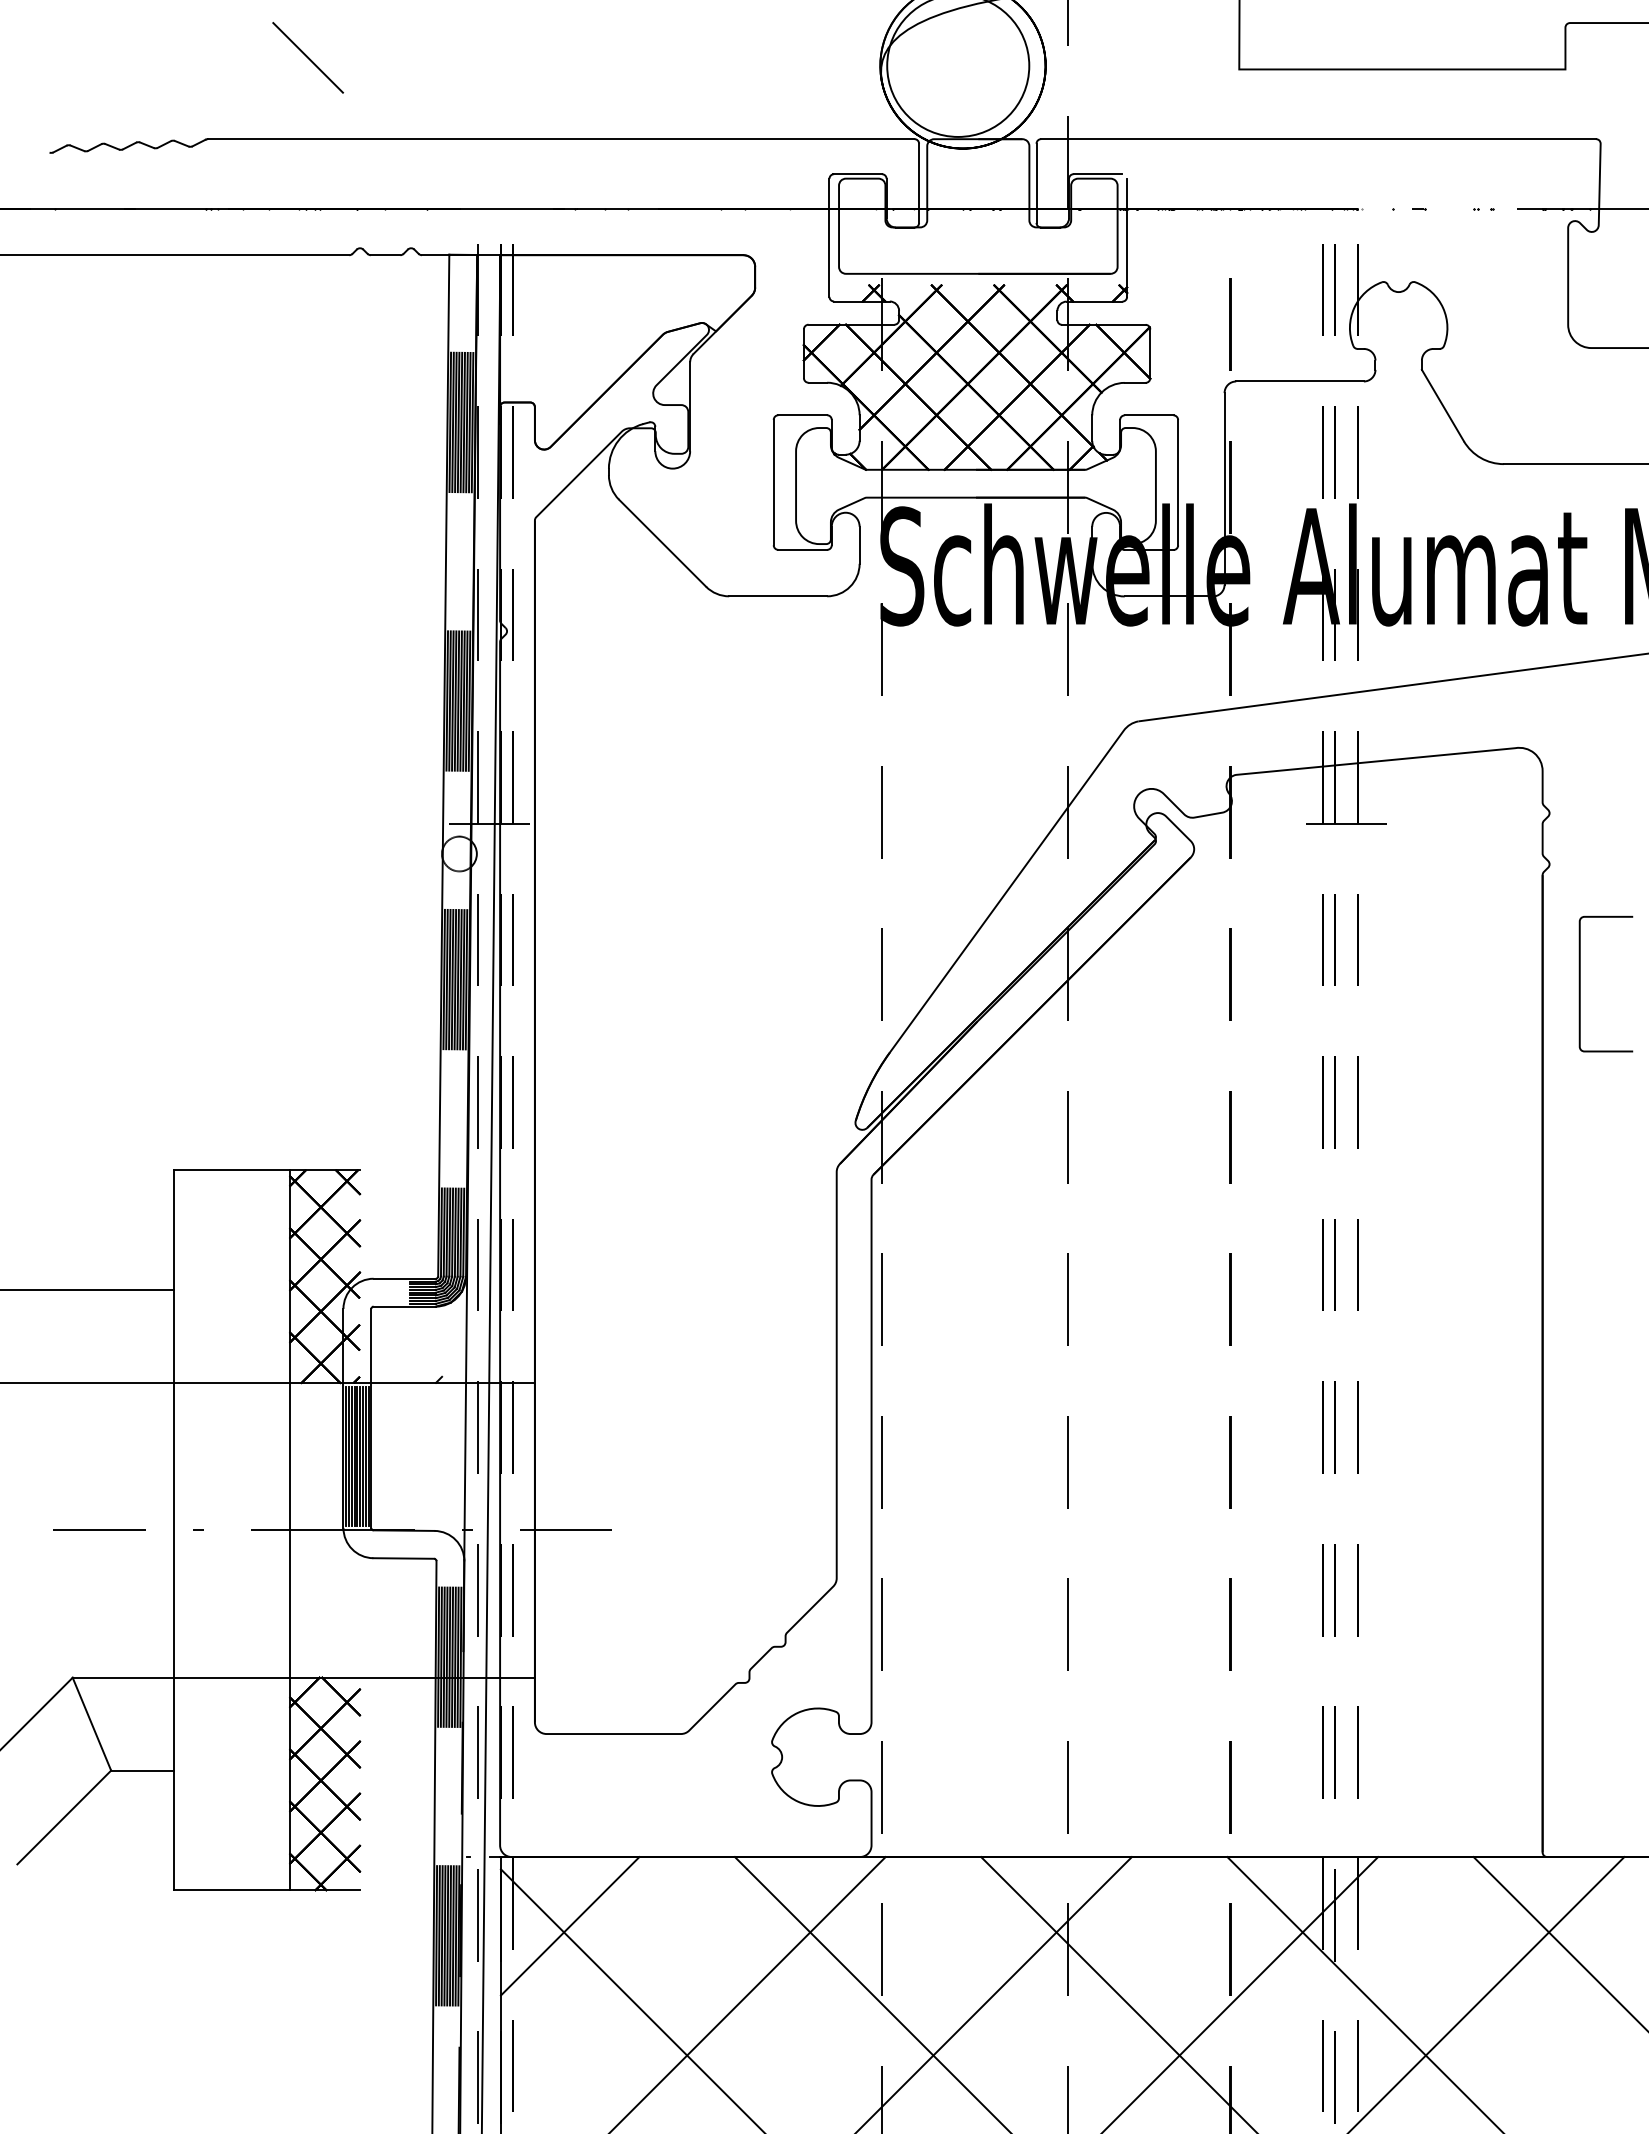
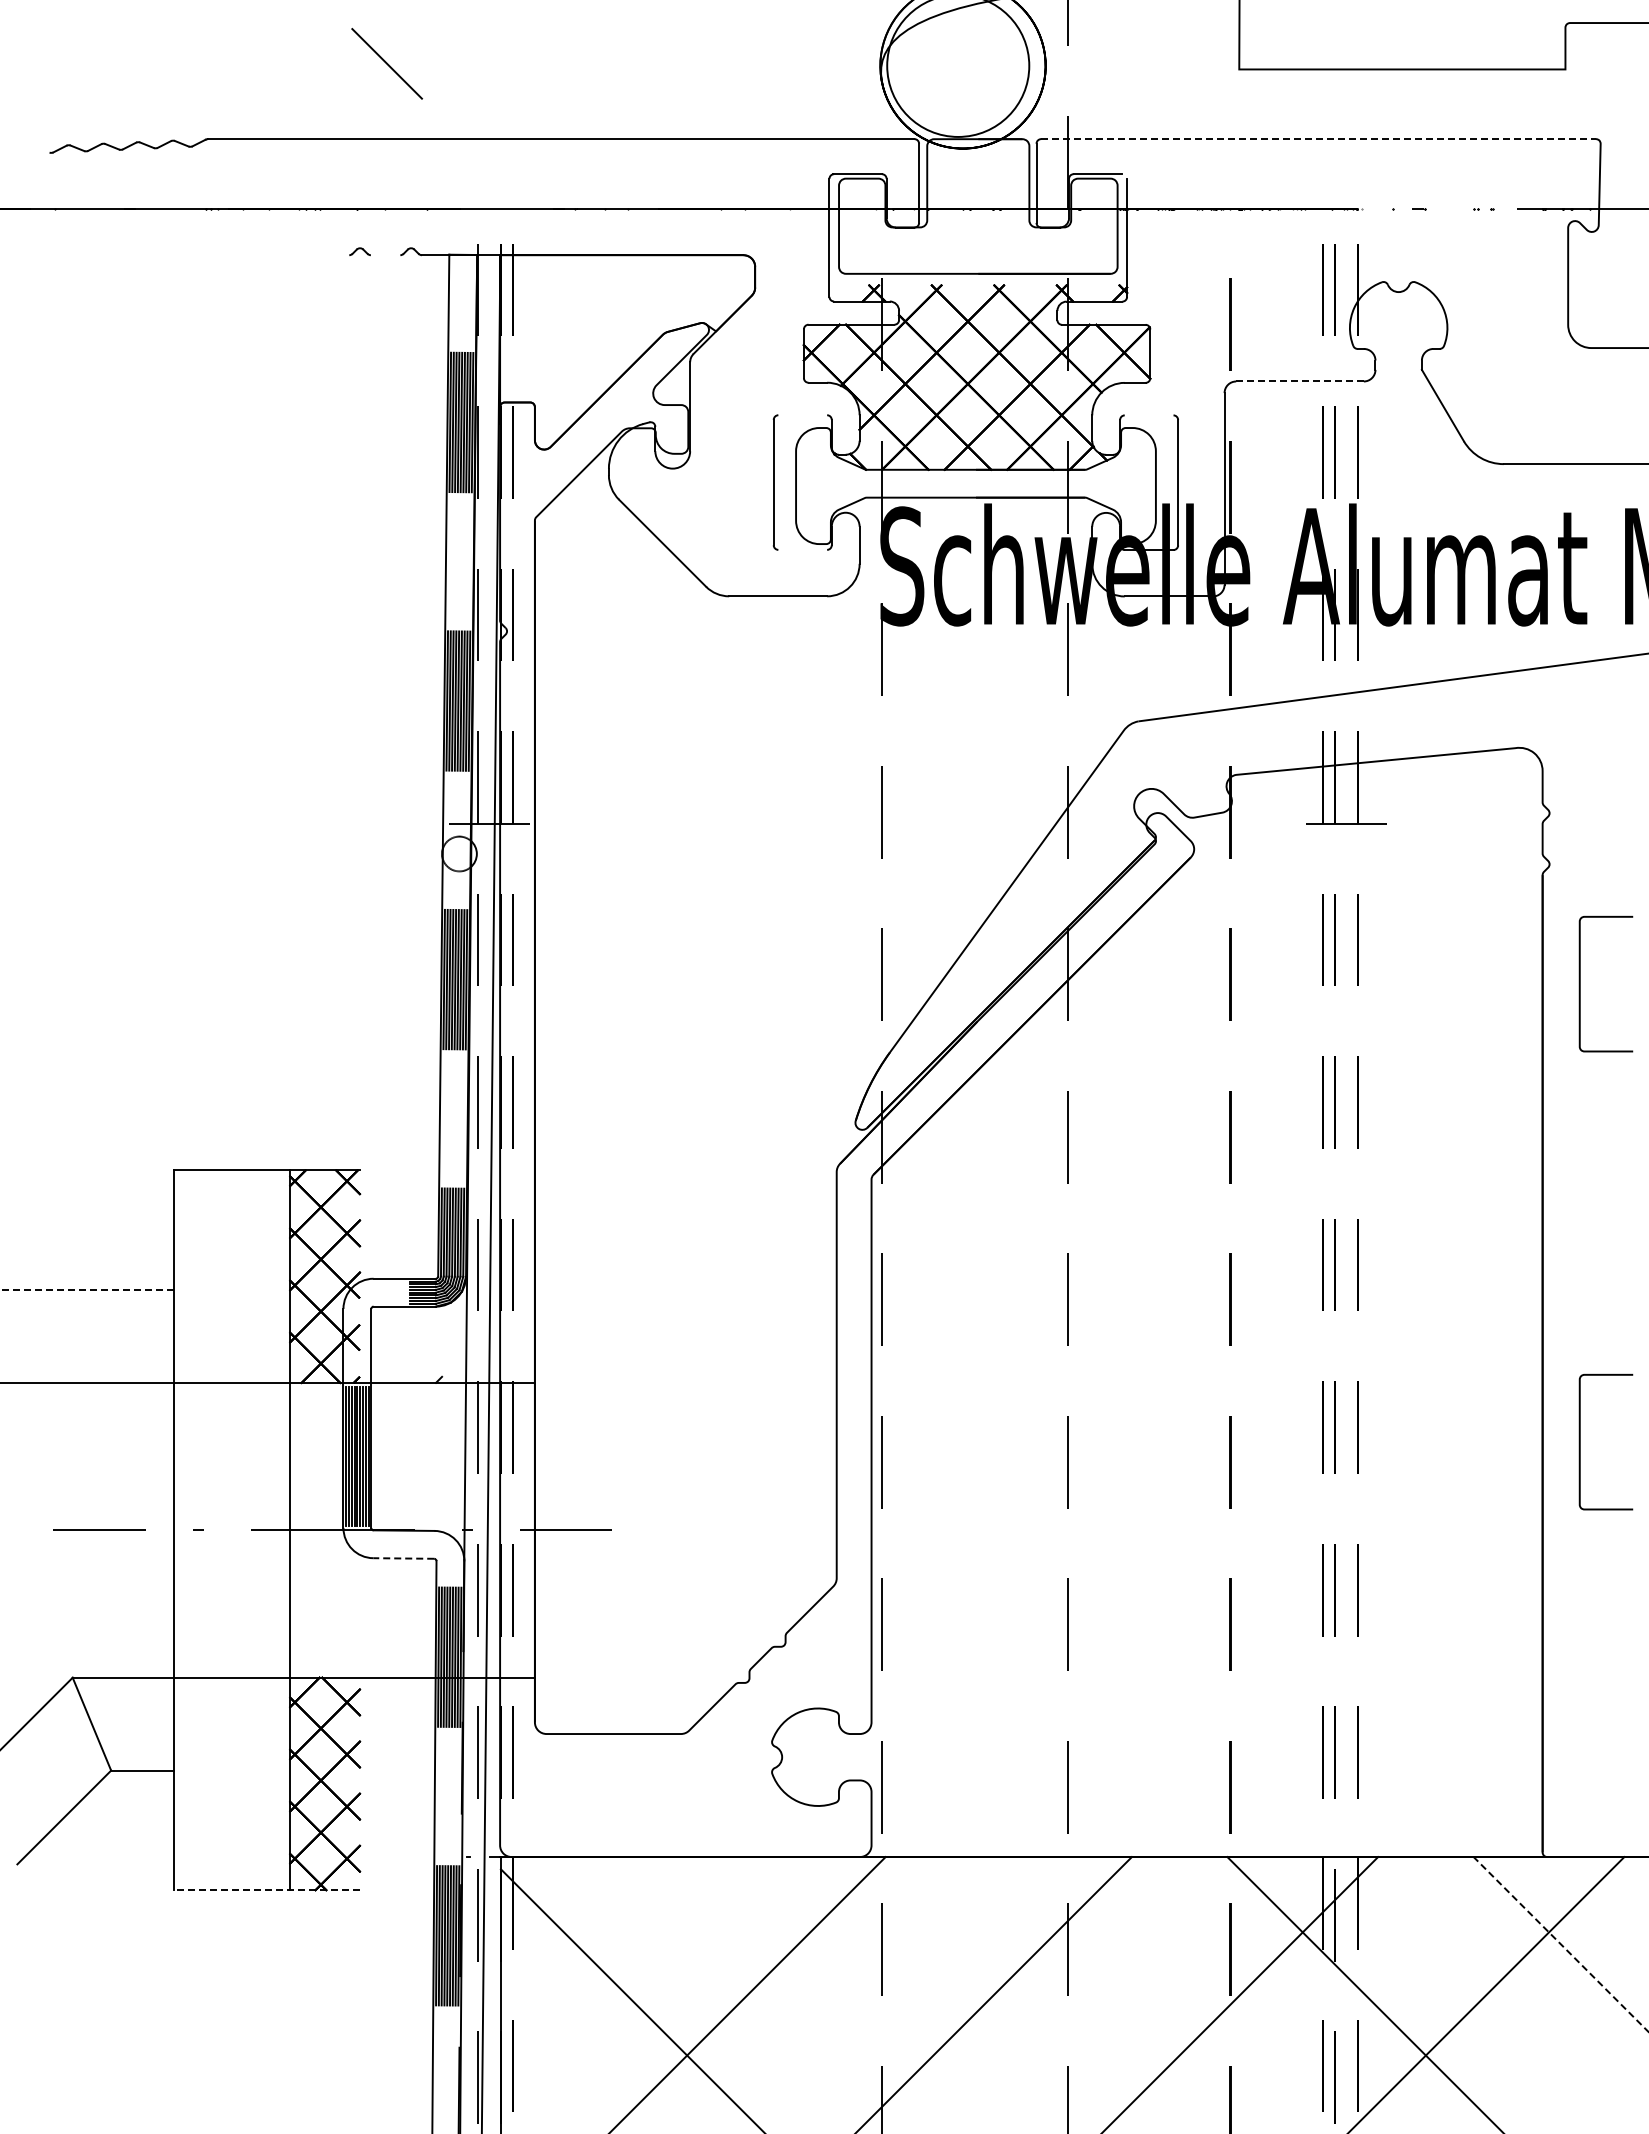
line position: (307, 57) -> (386, 63) (386, 63)
line: solid -> dashed (1319, 139)
line: present -> none (175, 255)
line: present -> none (385, 255)
line: solid -> dashed (1300, 381)
line: present -> none (802, 415)
line: present -> none (1148, 415)
line: present -> none (802, 549)
line: solid -> dashed (87, 1290)
curve: none -> present (1580, 1441)
line: solid -> dashed (403, 1558)
line: solid -> dashed (267, 1890)
line: present -> none (569, 1926)
line: solid -> dashed (1561, 1944)
line: present -> none (871, 1993)
line: present -> none (1117, 1993)
